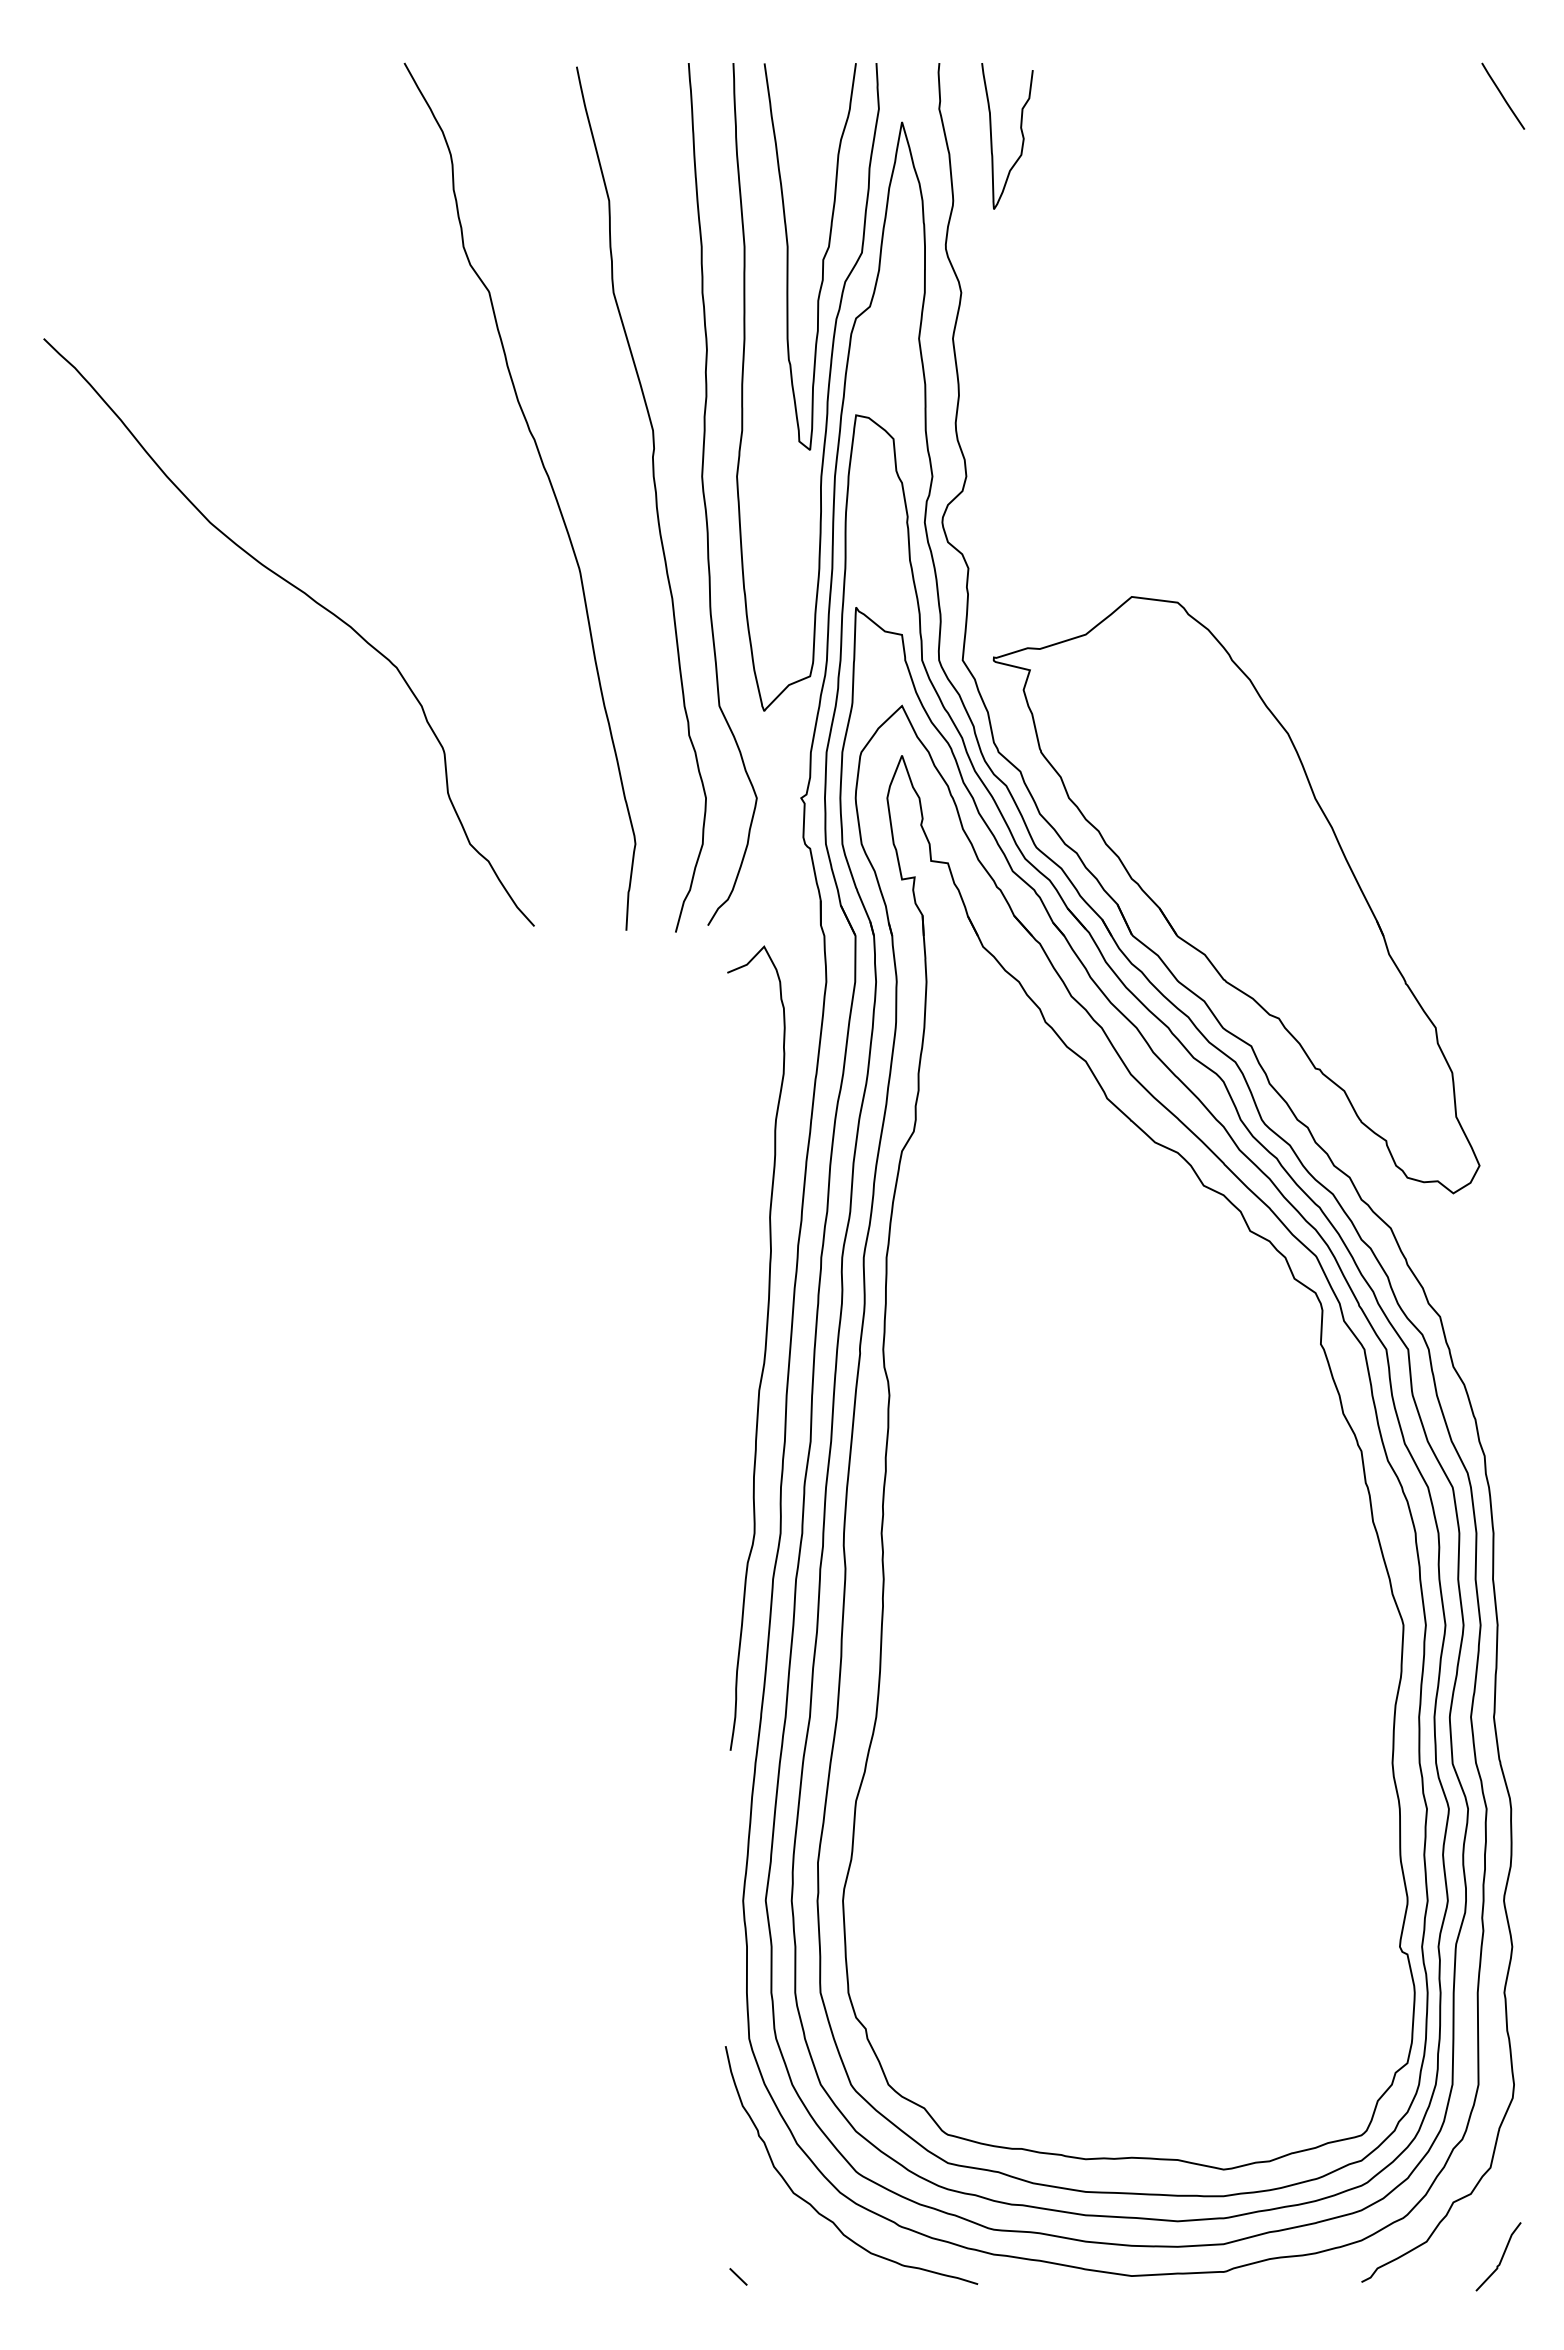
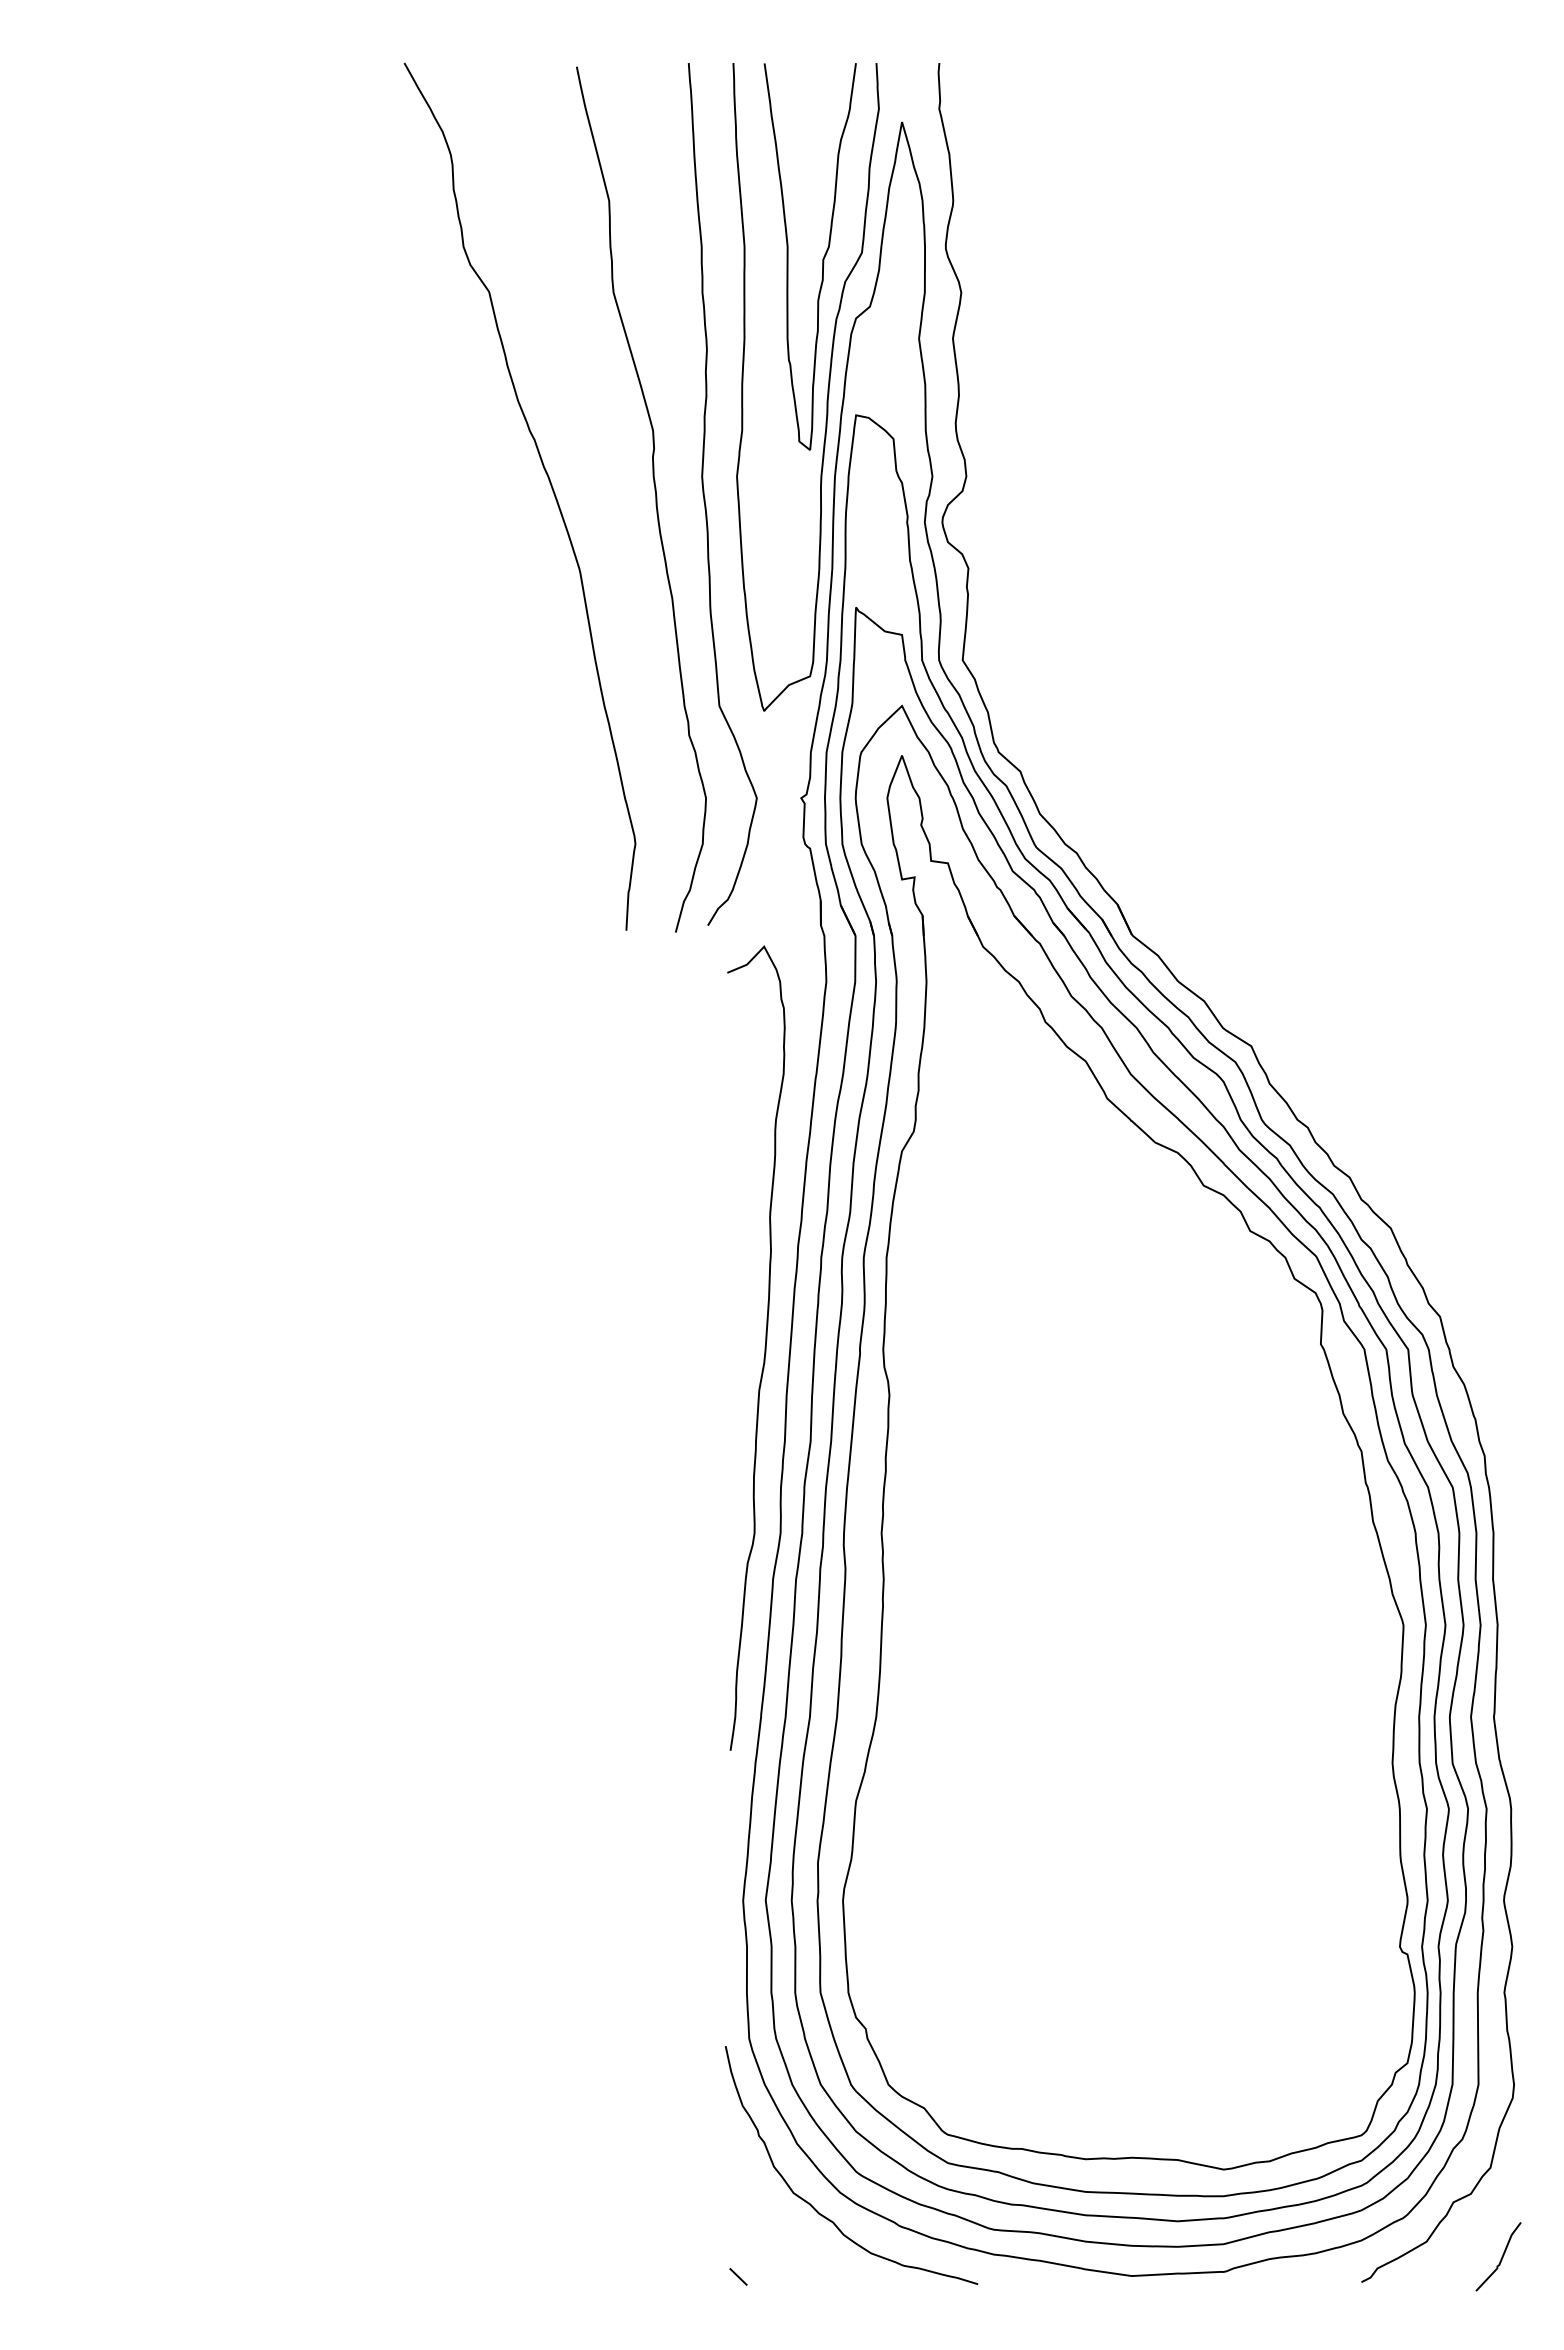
line: present -> none (1503, 95)
curve: present -> none (1021, 134)
curve: present -> none (314, 602)
part: present -> none (1236, 895)
